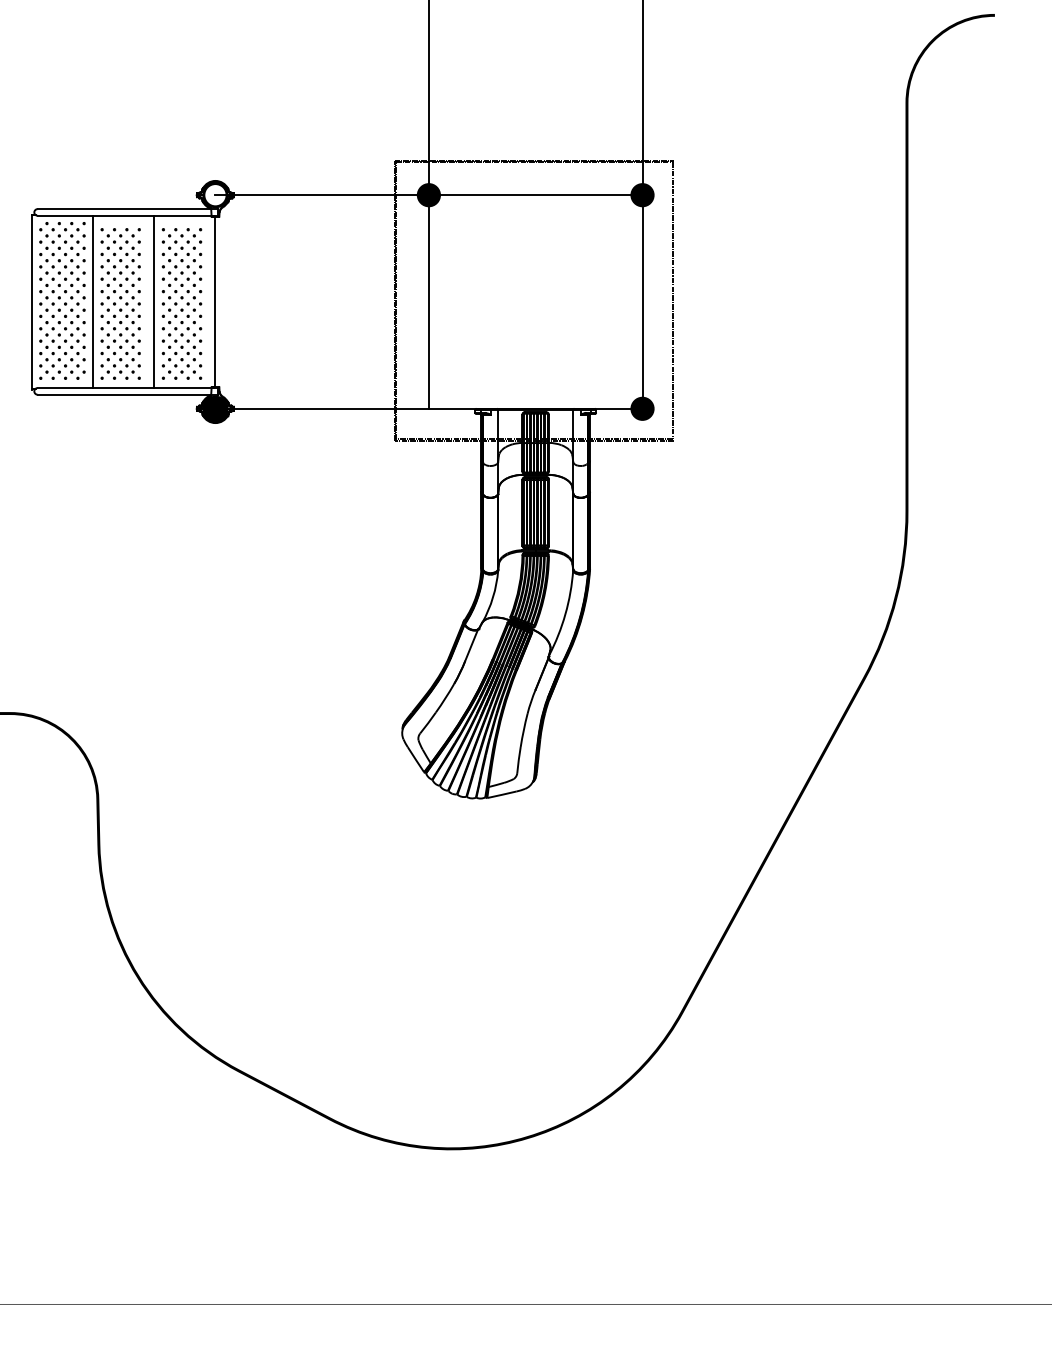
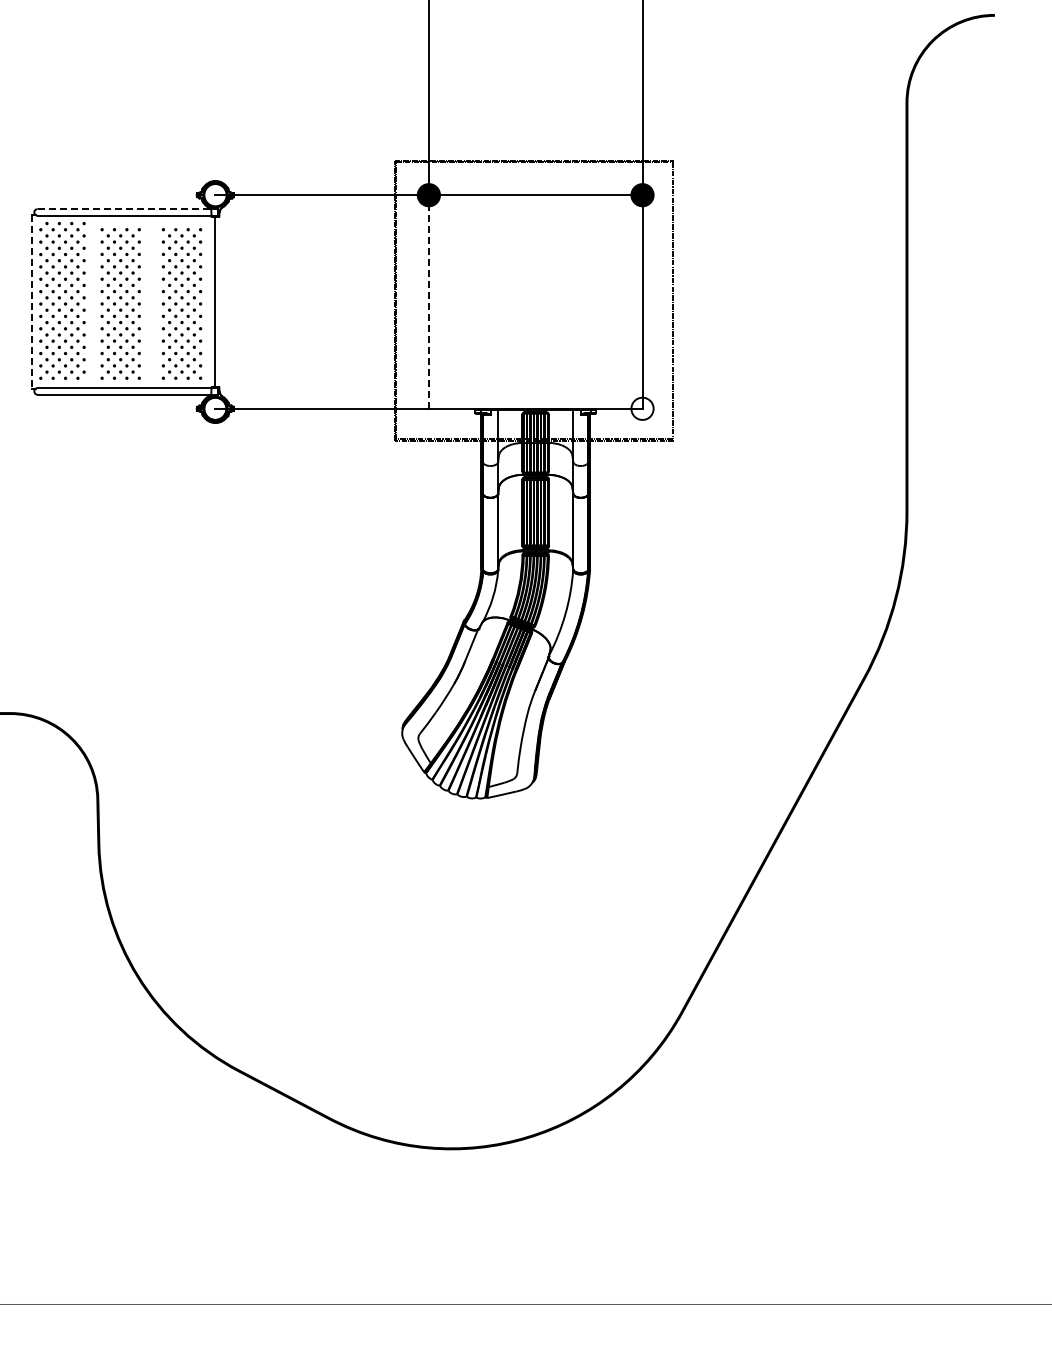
line: solid -> dashed (124, 209)
line: present -> none (92, 301)
line: present -> none (154, 301)
line: solid -> dashed (31, 302)
line: solid -> dashed (428, 302)
fill: present -> none (215, 408)
fill: present -> none (642, 408)
